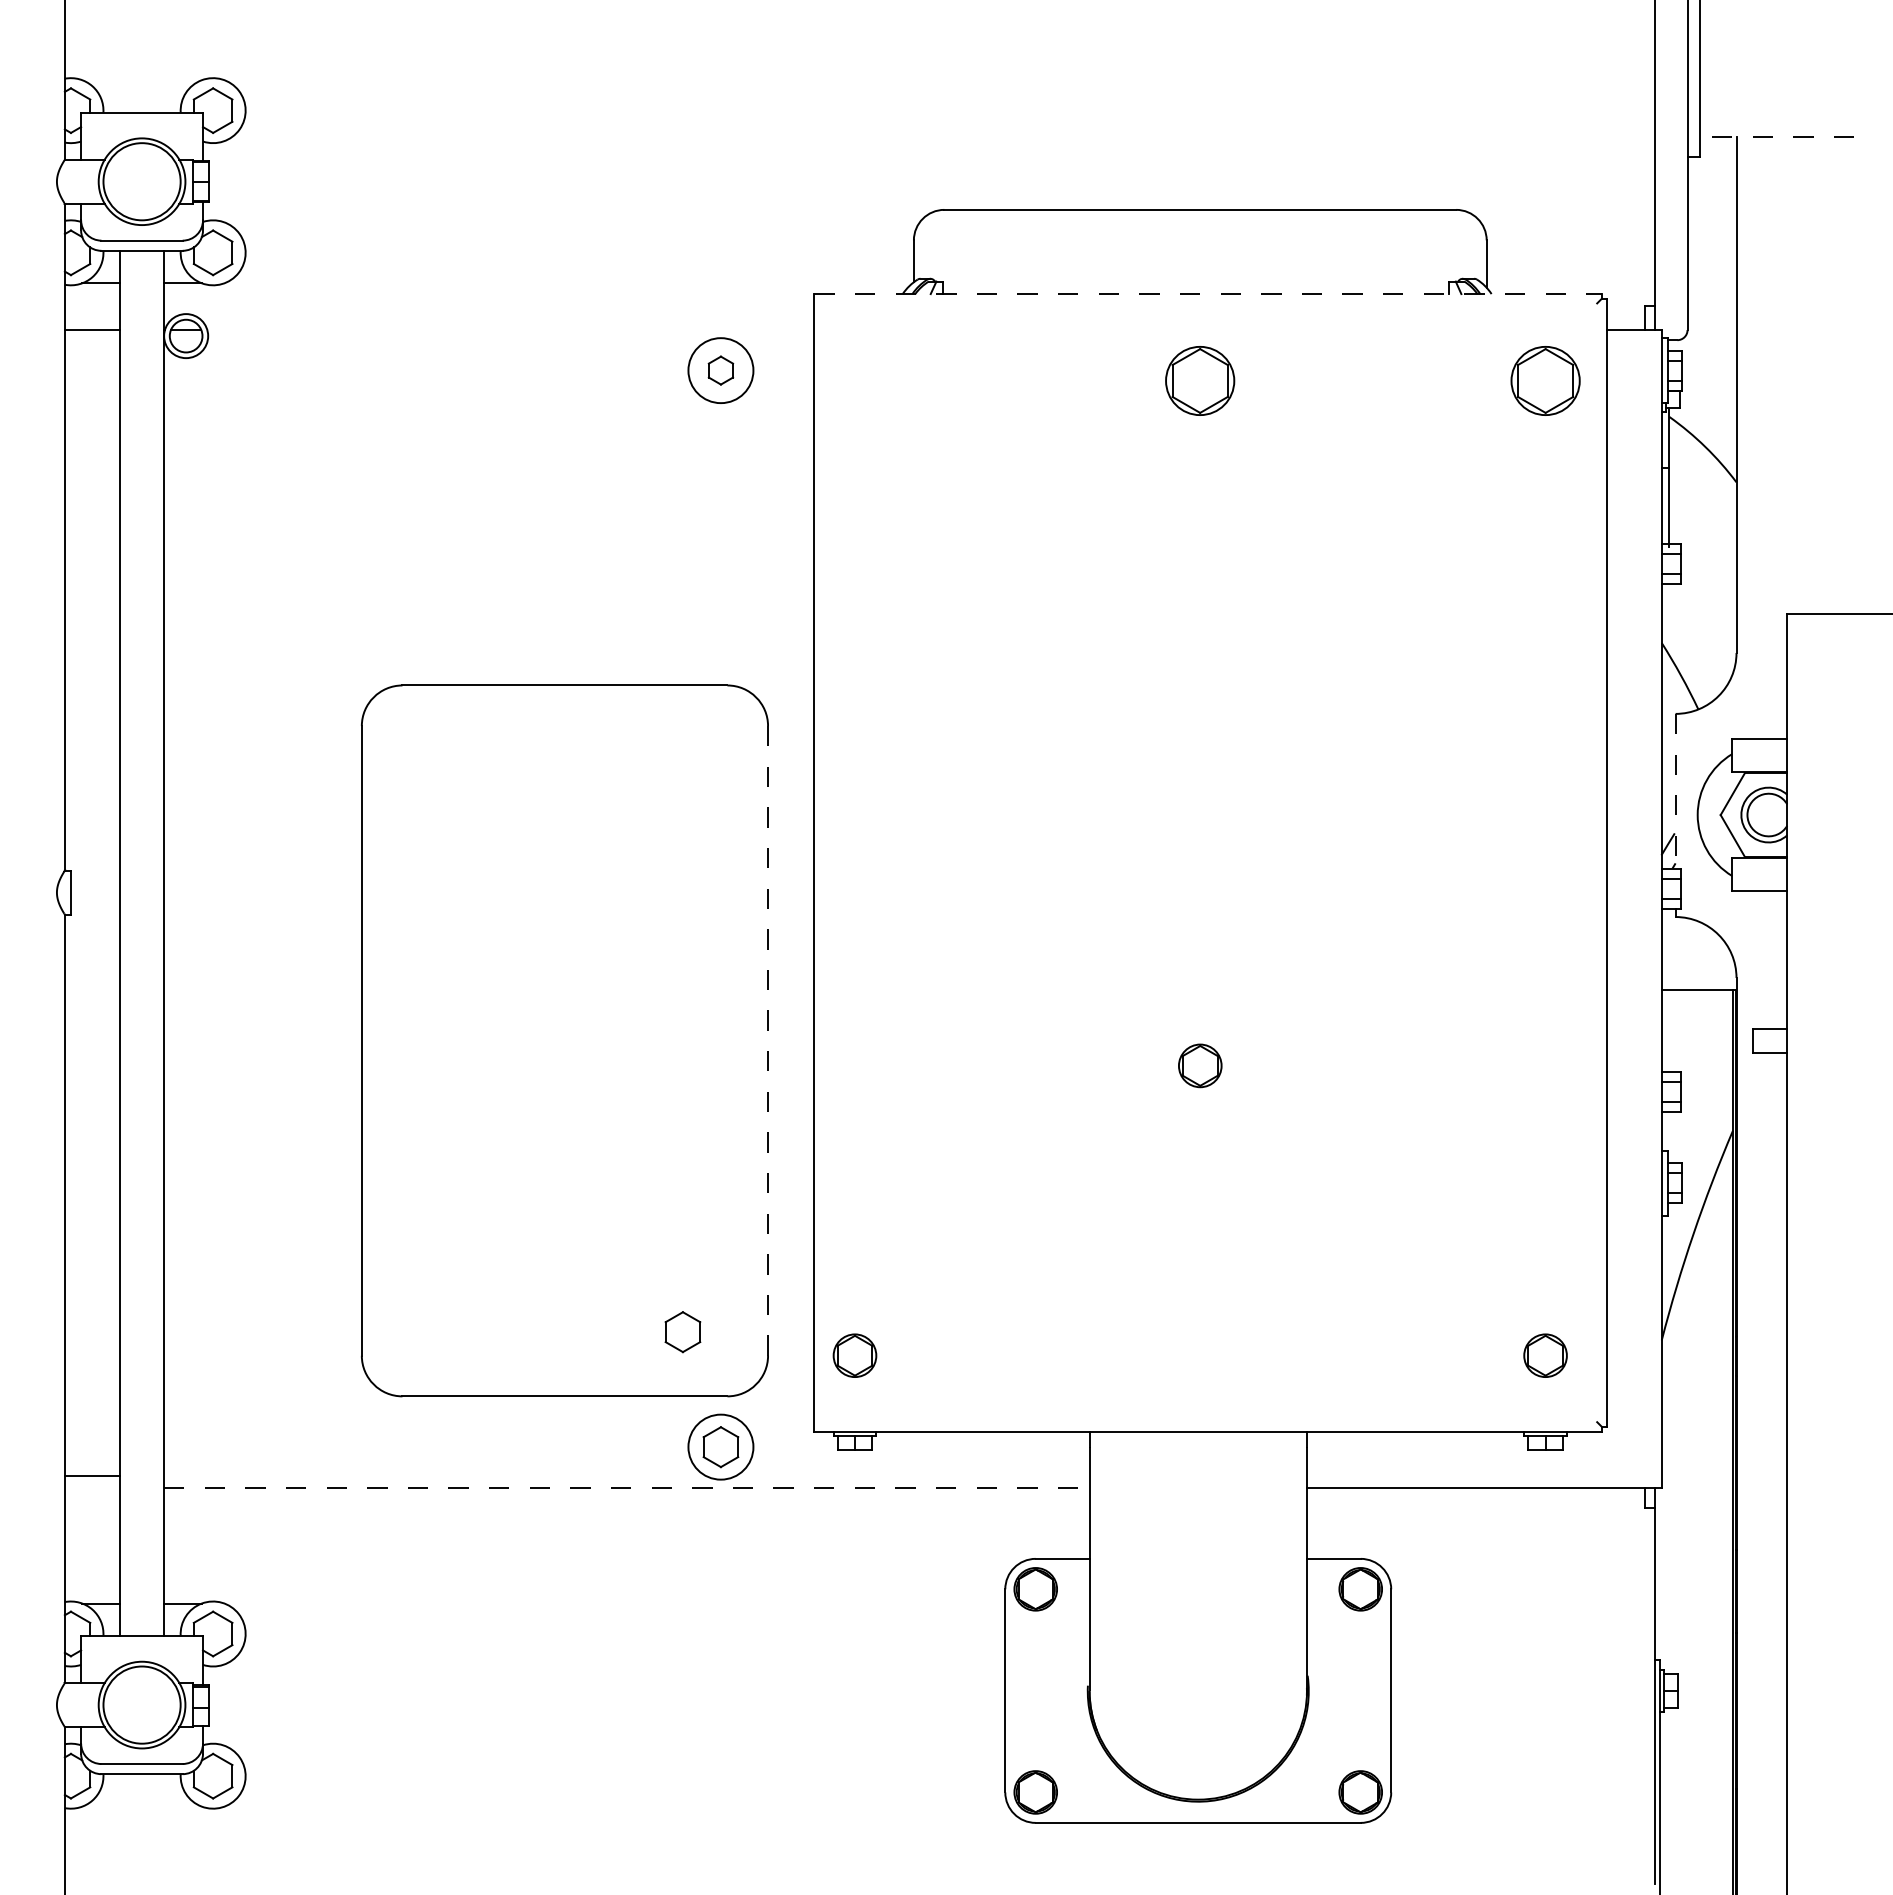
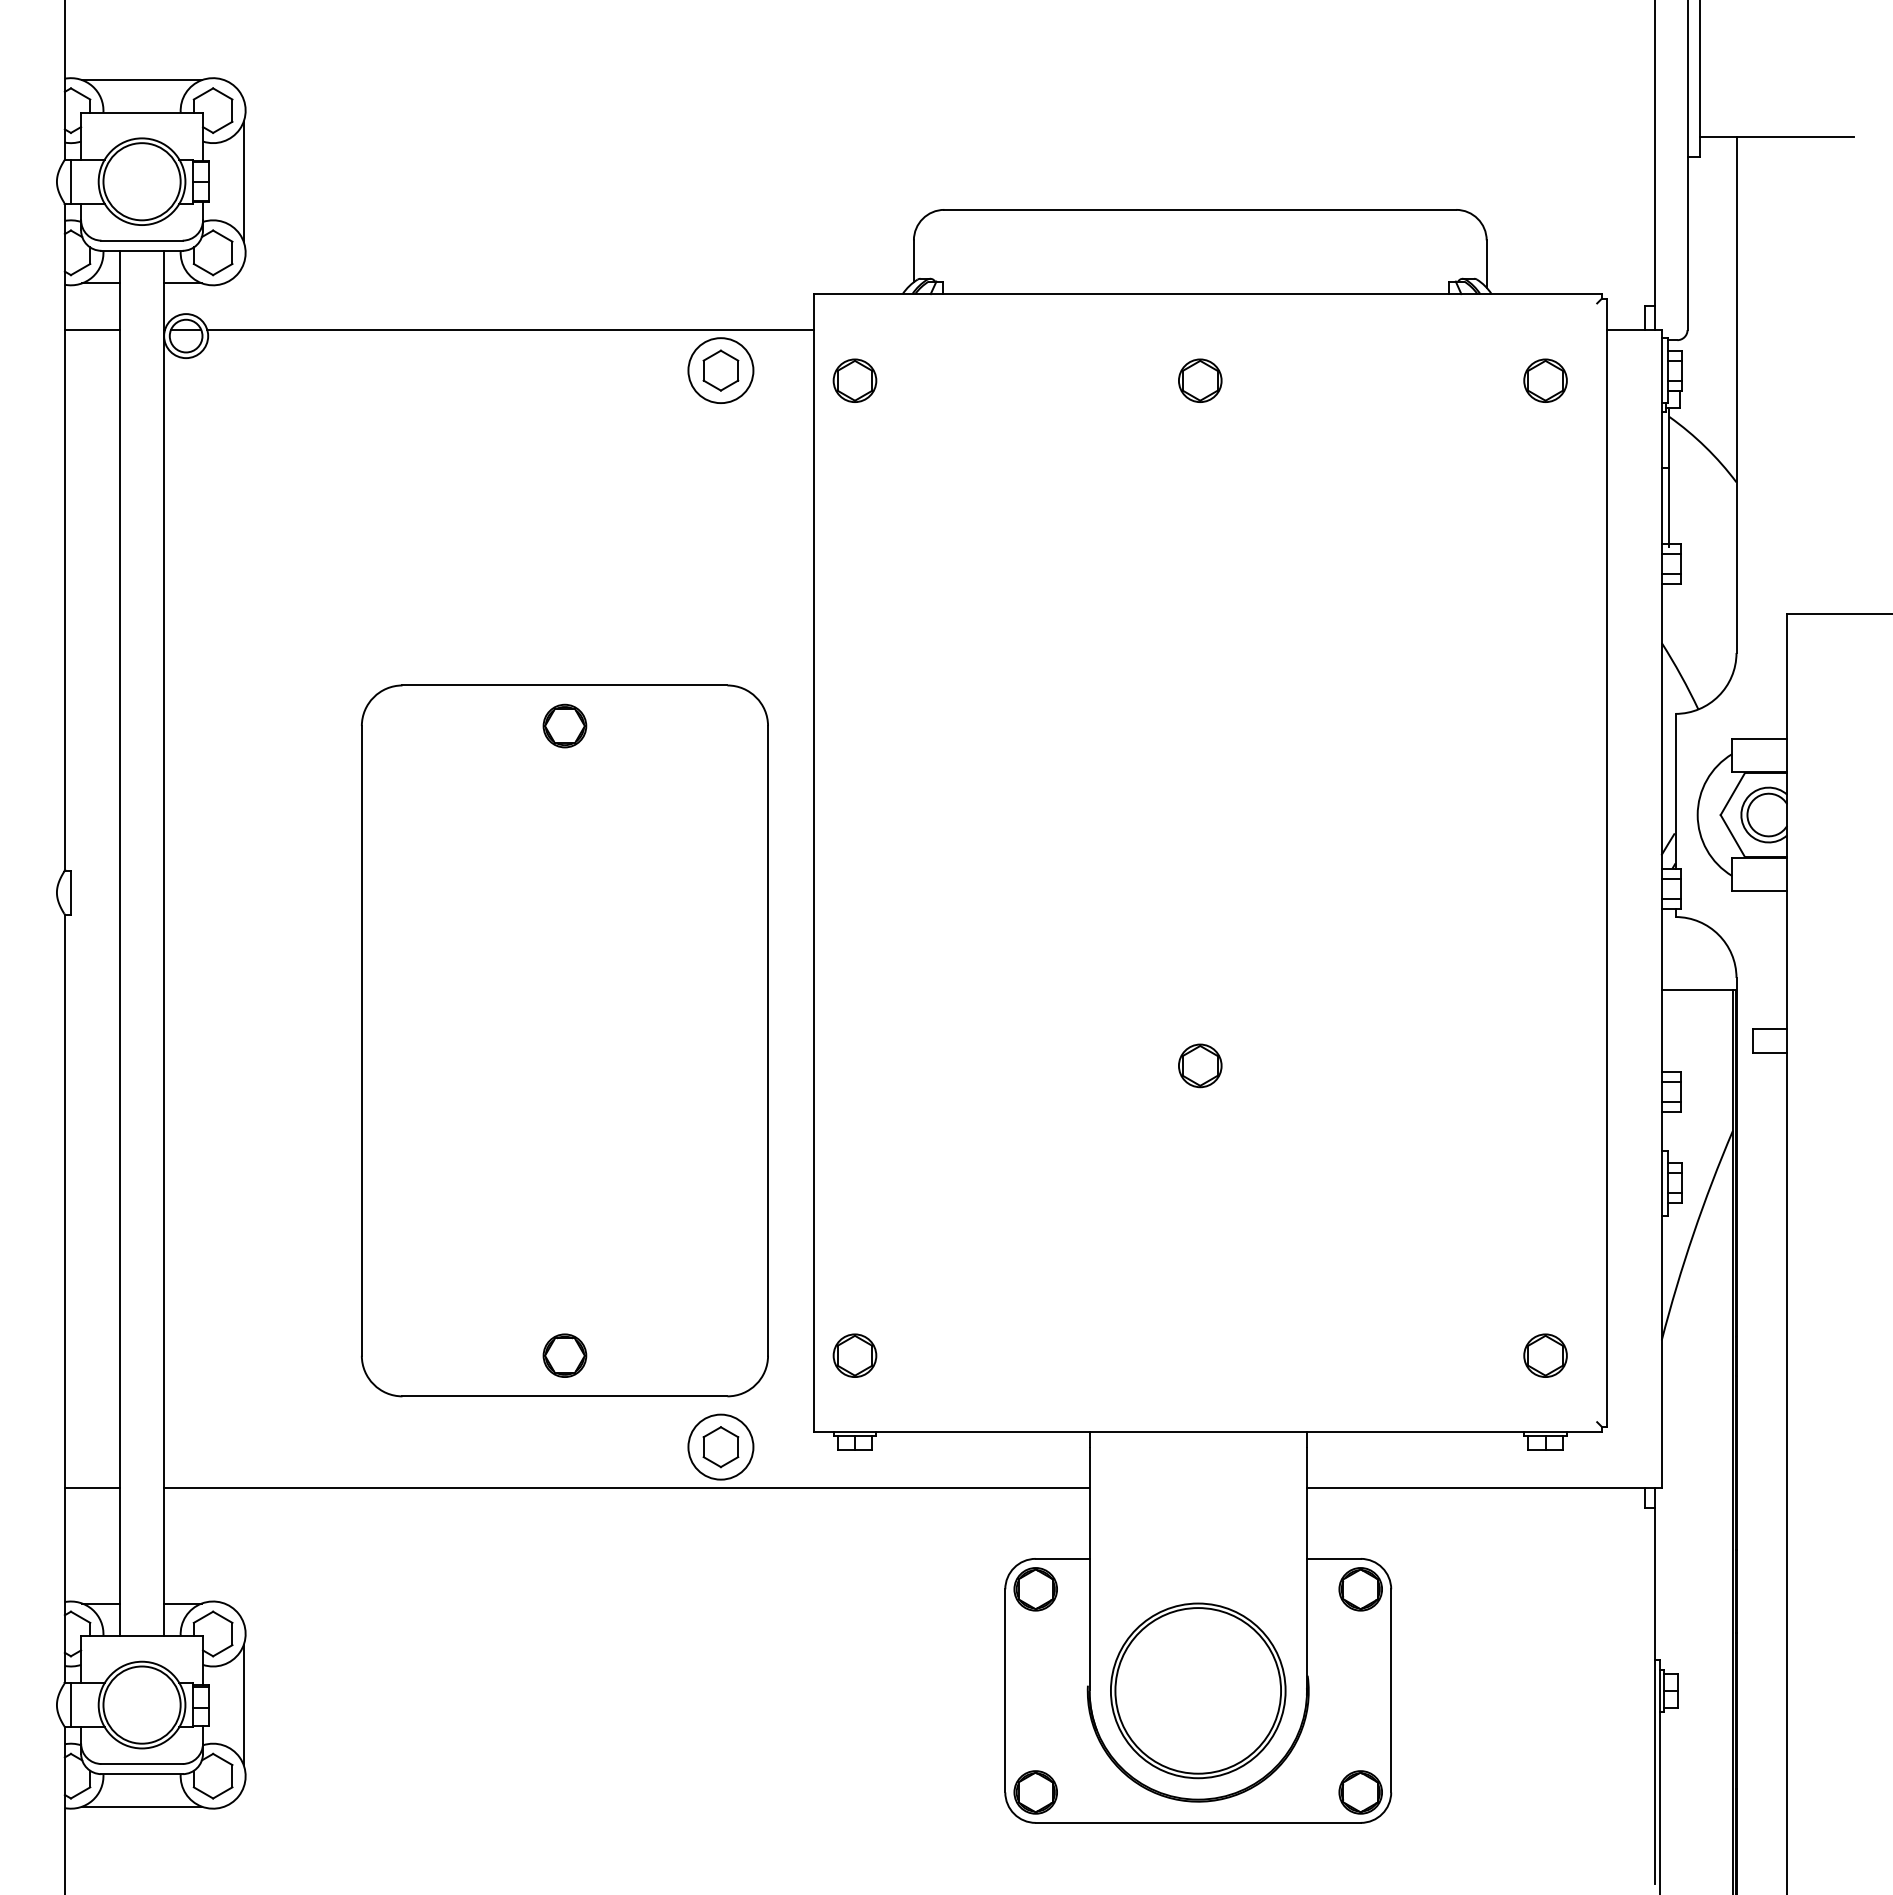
line: none -> present (141, 80)
line: dashed -> solid (1776, 137)
line: none -> present (70, 181)
line: none -> present (243, 181)
line: dashed -> solid (1208, 294)
line: none -> present (510, 330)
part size: 28x31 px -> 38x43 px (720, 370)
part: none -> present (854, 380)
part size: 71x70 px -> 45x45 px (1200, 380)
part size: 71x70 px -> 45x45 px (1545, 380)
part: none -> present (564, 725)
line: dashed -> solid (1675, 791)
line: dashed -> solid (768, 1040)
part: present -> none (682, 1332)
part: none -> present (564, 1355)
line position: (92, 1475) -> (92, 1487) (92, 1487)
line: dashed -> solid (626, 1487)
part: none -> present (1198, 1690)
line: none -> present (243, 1704)
line: none -> present (70, 1705)
line: none -> present (141, 1806)
